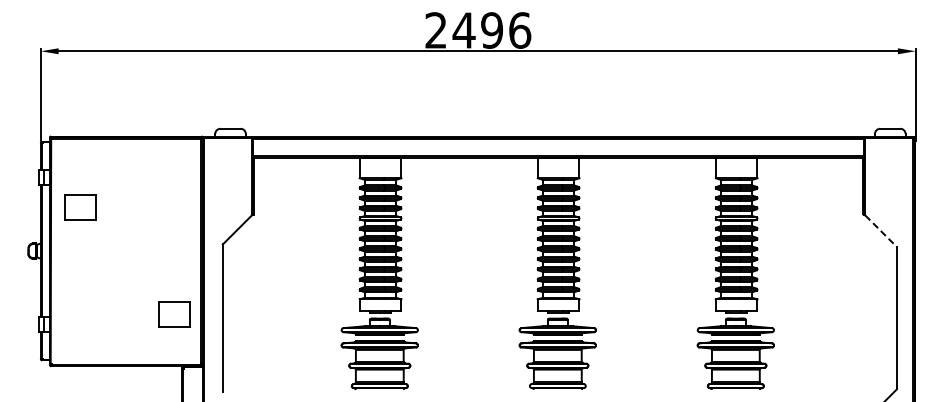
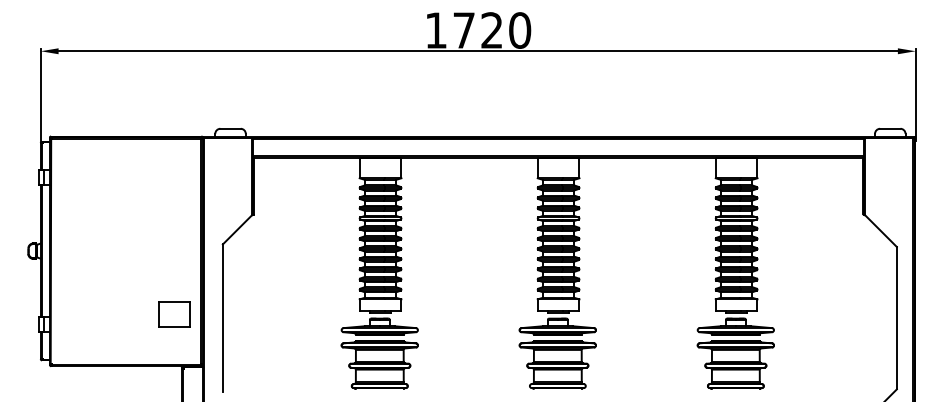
text: 2496 -> 1720 (478, 30)
part: present -> none (80, 207)
line: dashed -> solid (881, 231)
